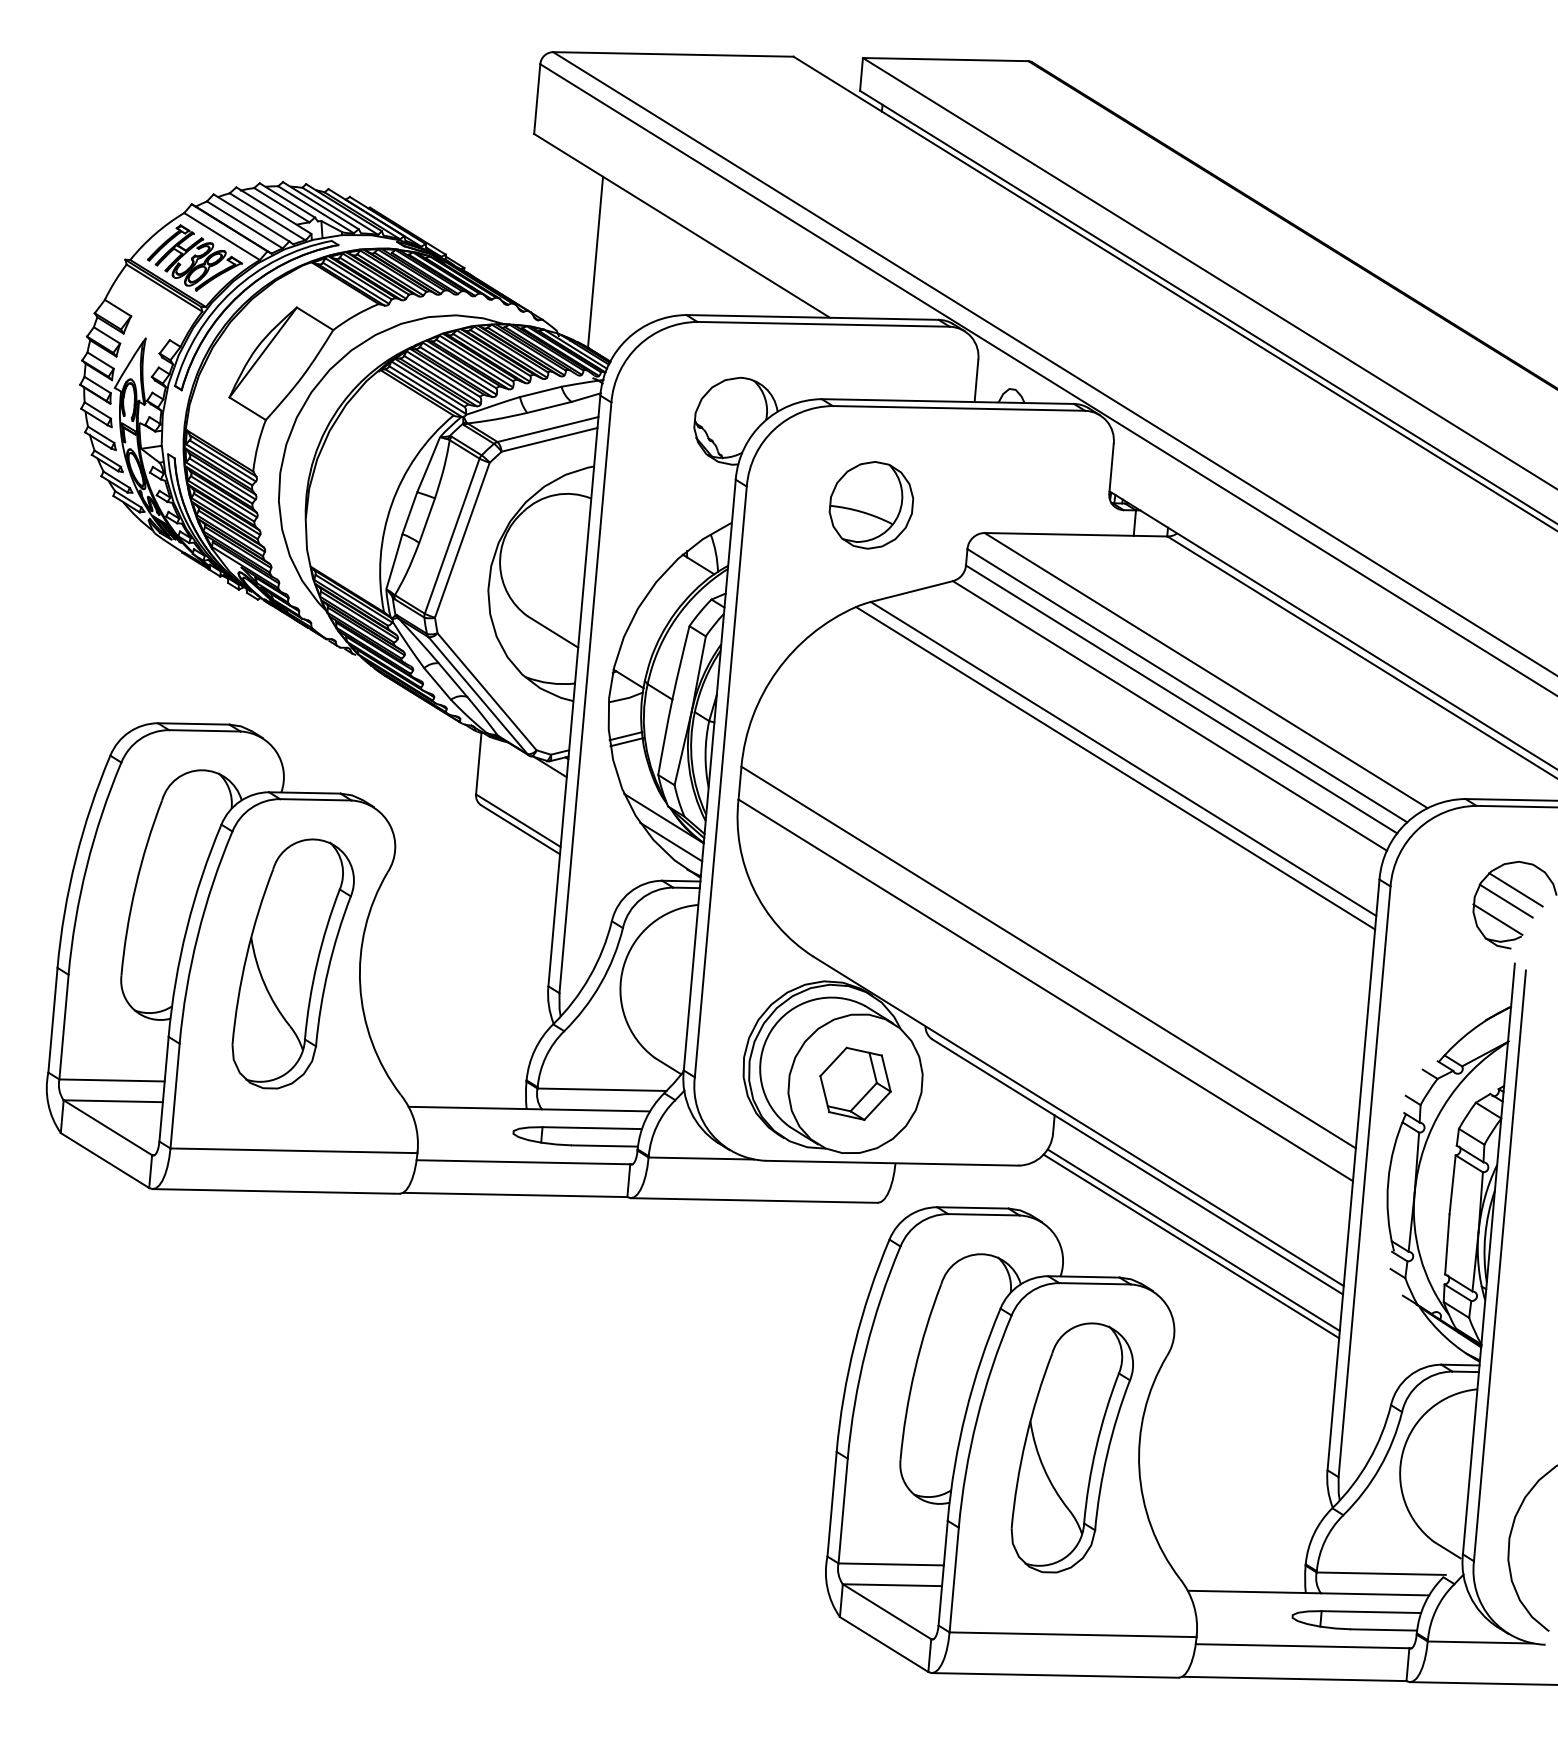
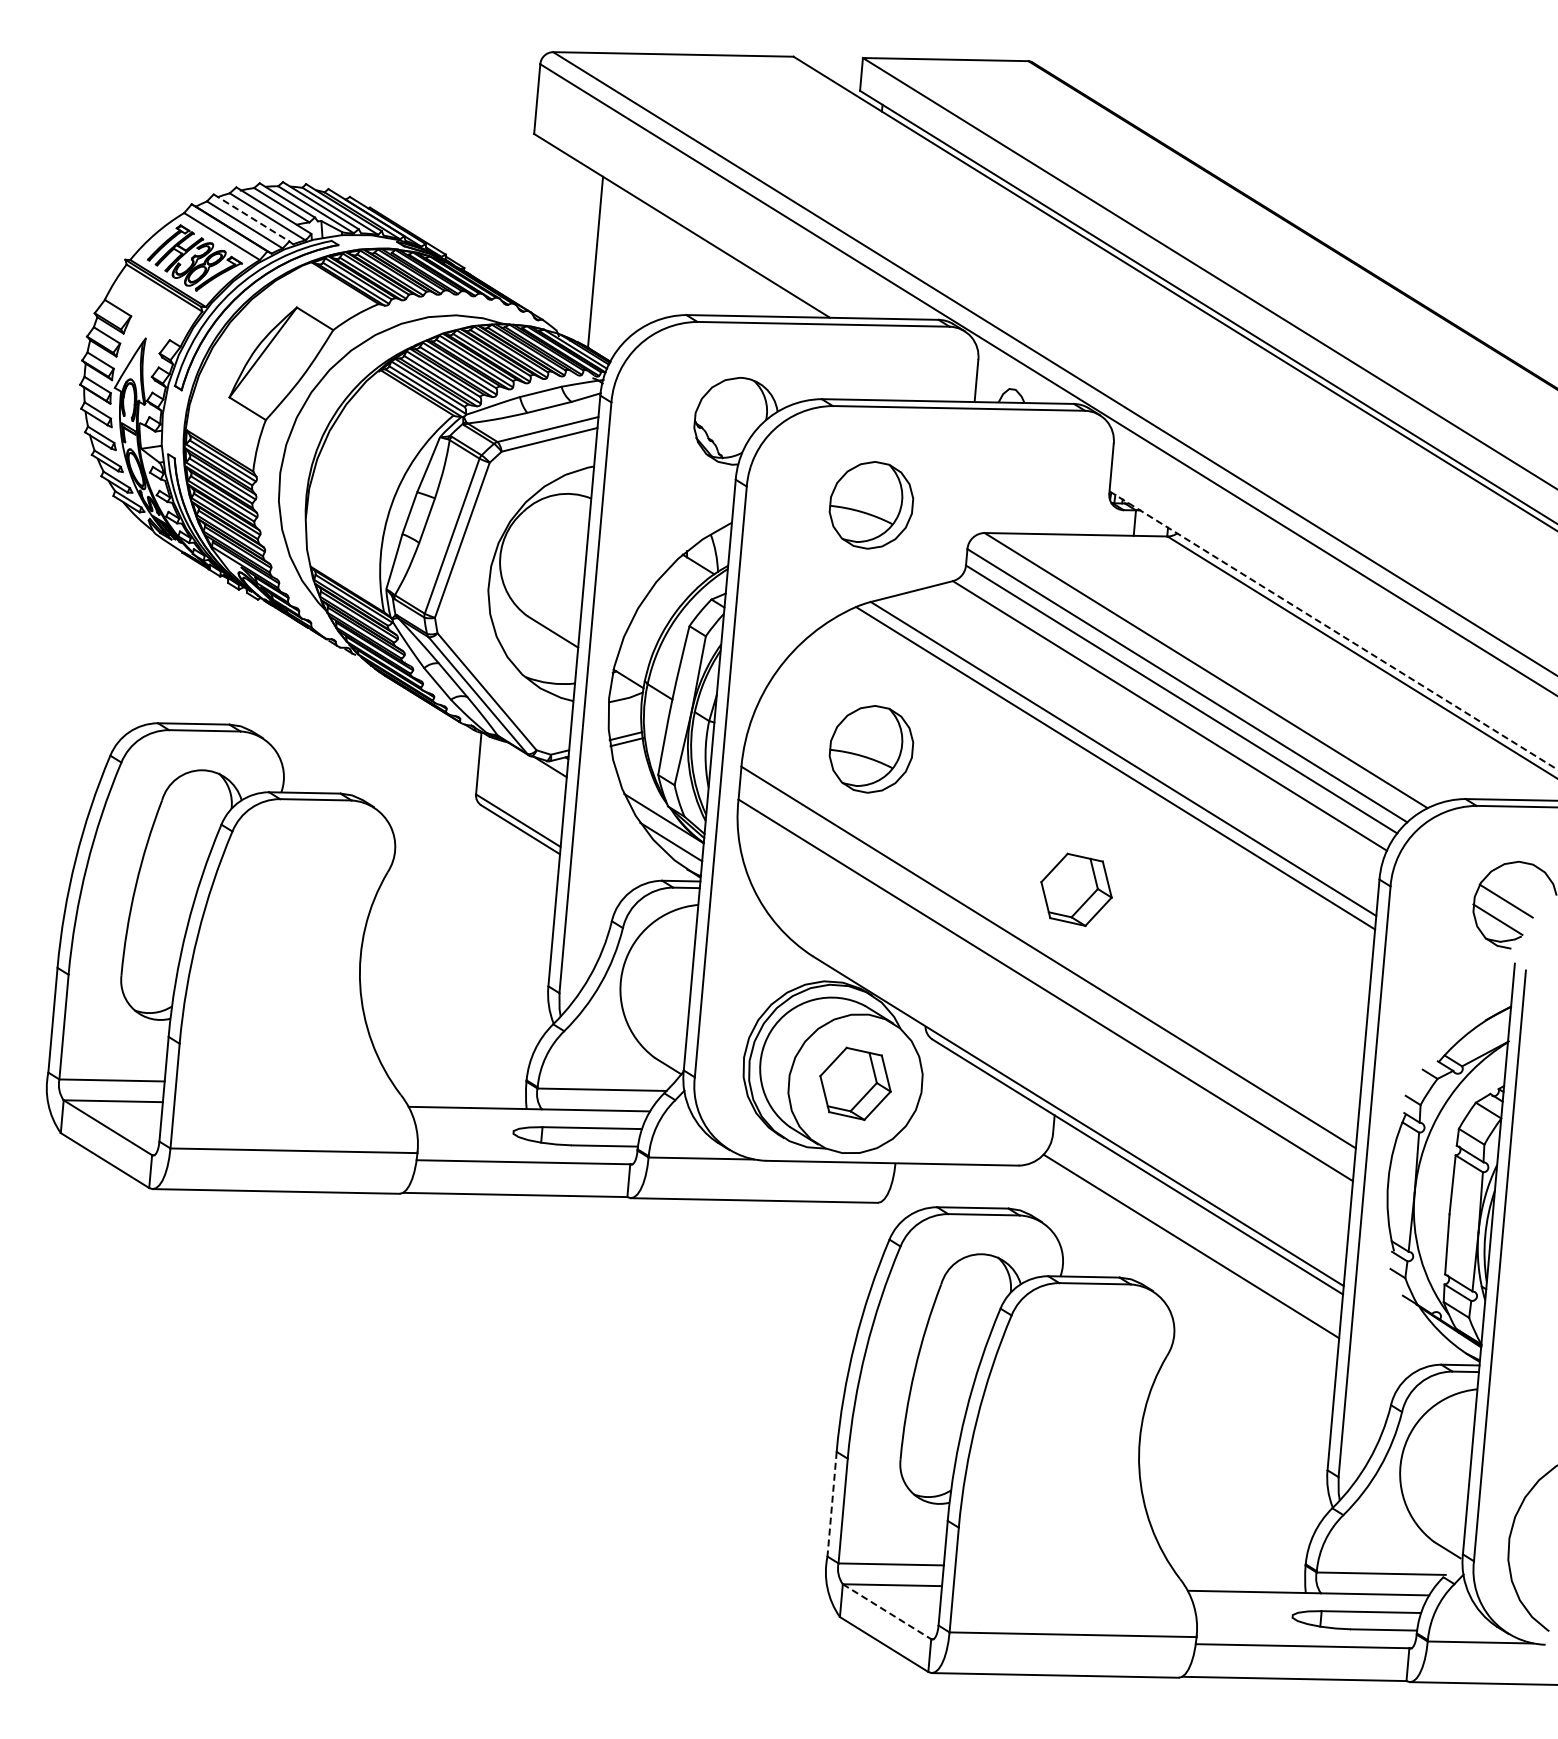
line: solid -> dashed (251, 217)
line: solid -> dashed (1333, 630)
part: none -> present (871, 749)
part: none -> present (1076, 889)
line: present -> none (1515, 889)
part: present -> none (292, 963)
line: present -> none (1193, 1239)
part: present -> none (1071, 1447)
line: solid -> dashed (832, 1504)
line: solid -> dashed (887, 1611)
